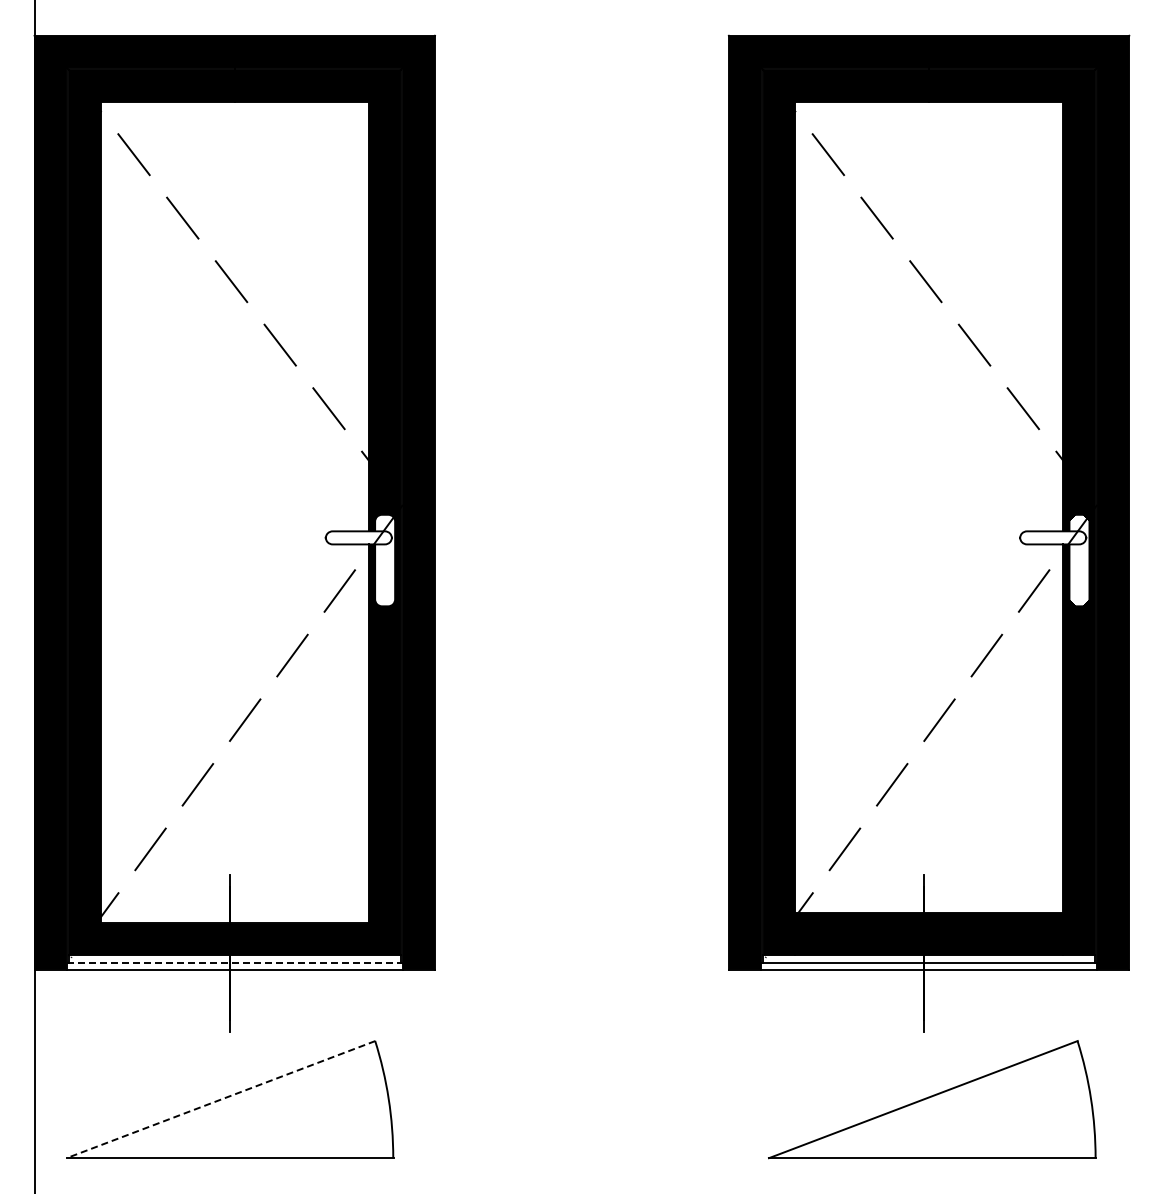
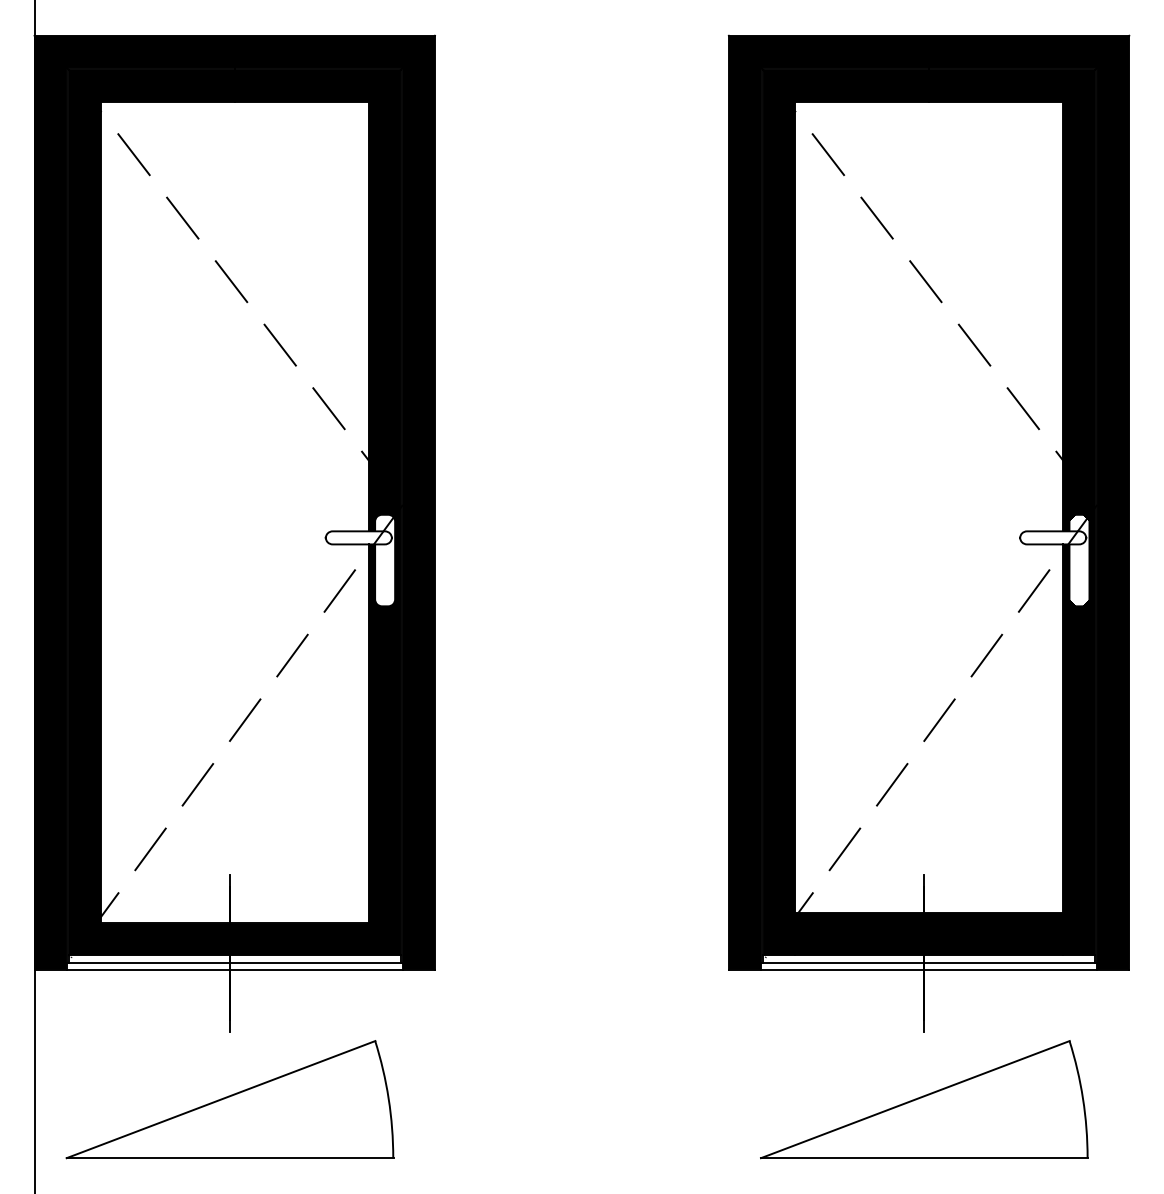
line: dashed -> solid (235, 962)
line: dashed -> solid (220, 1099)
part position: (932, 1099) -> (924, 1099) (924, 1099)
